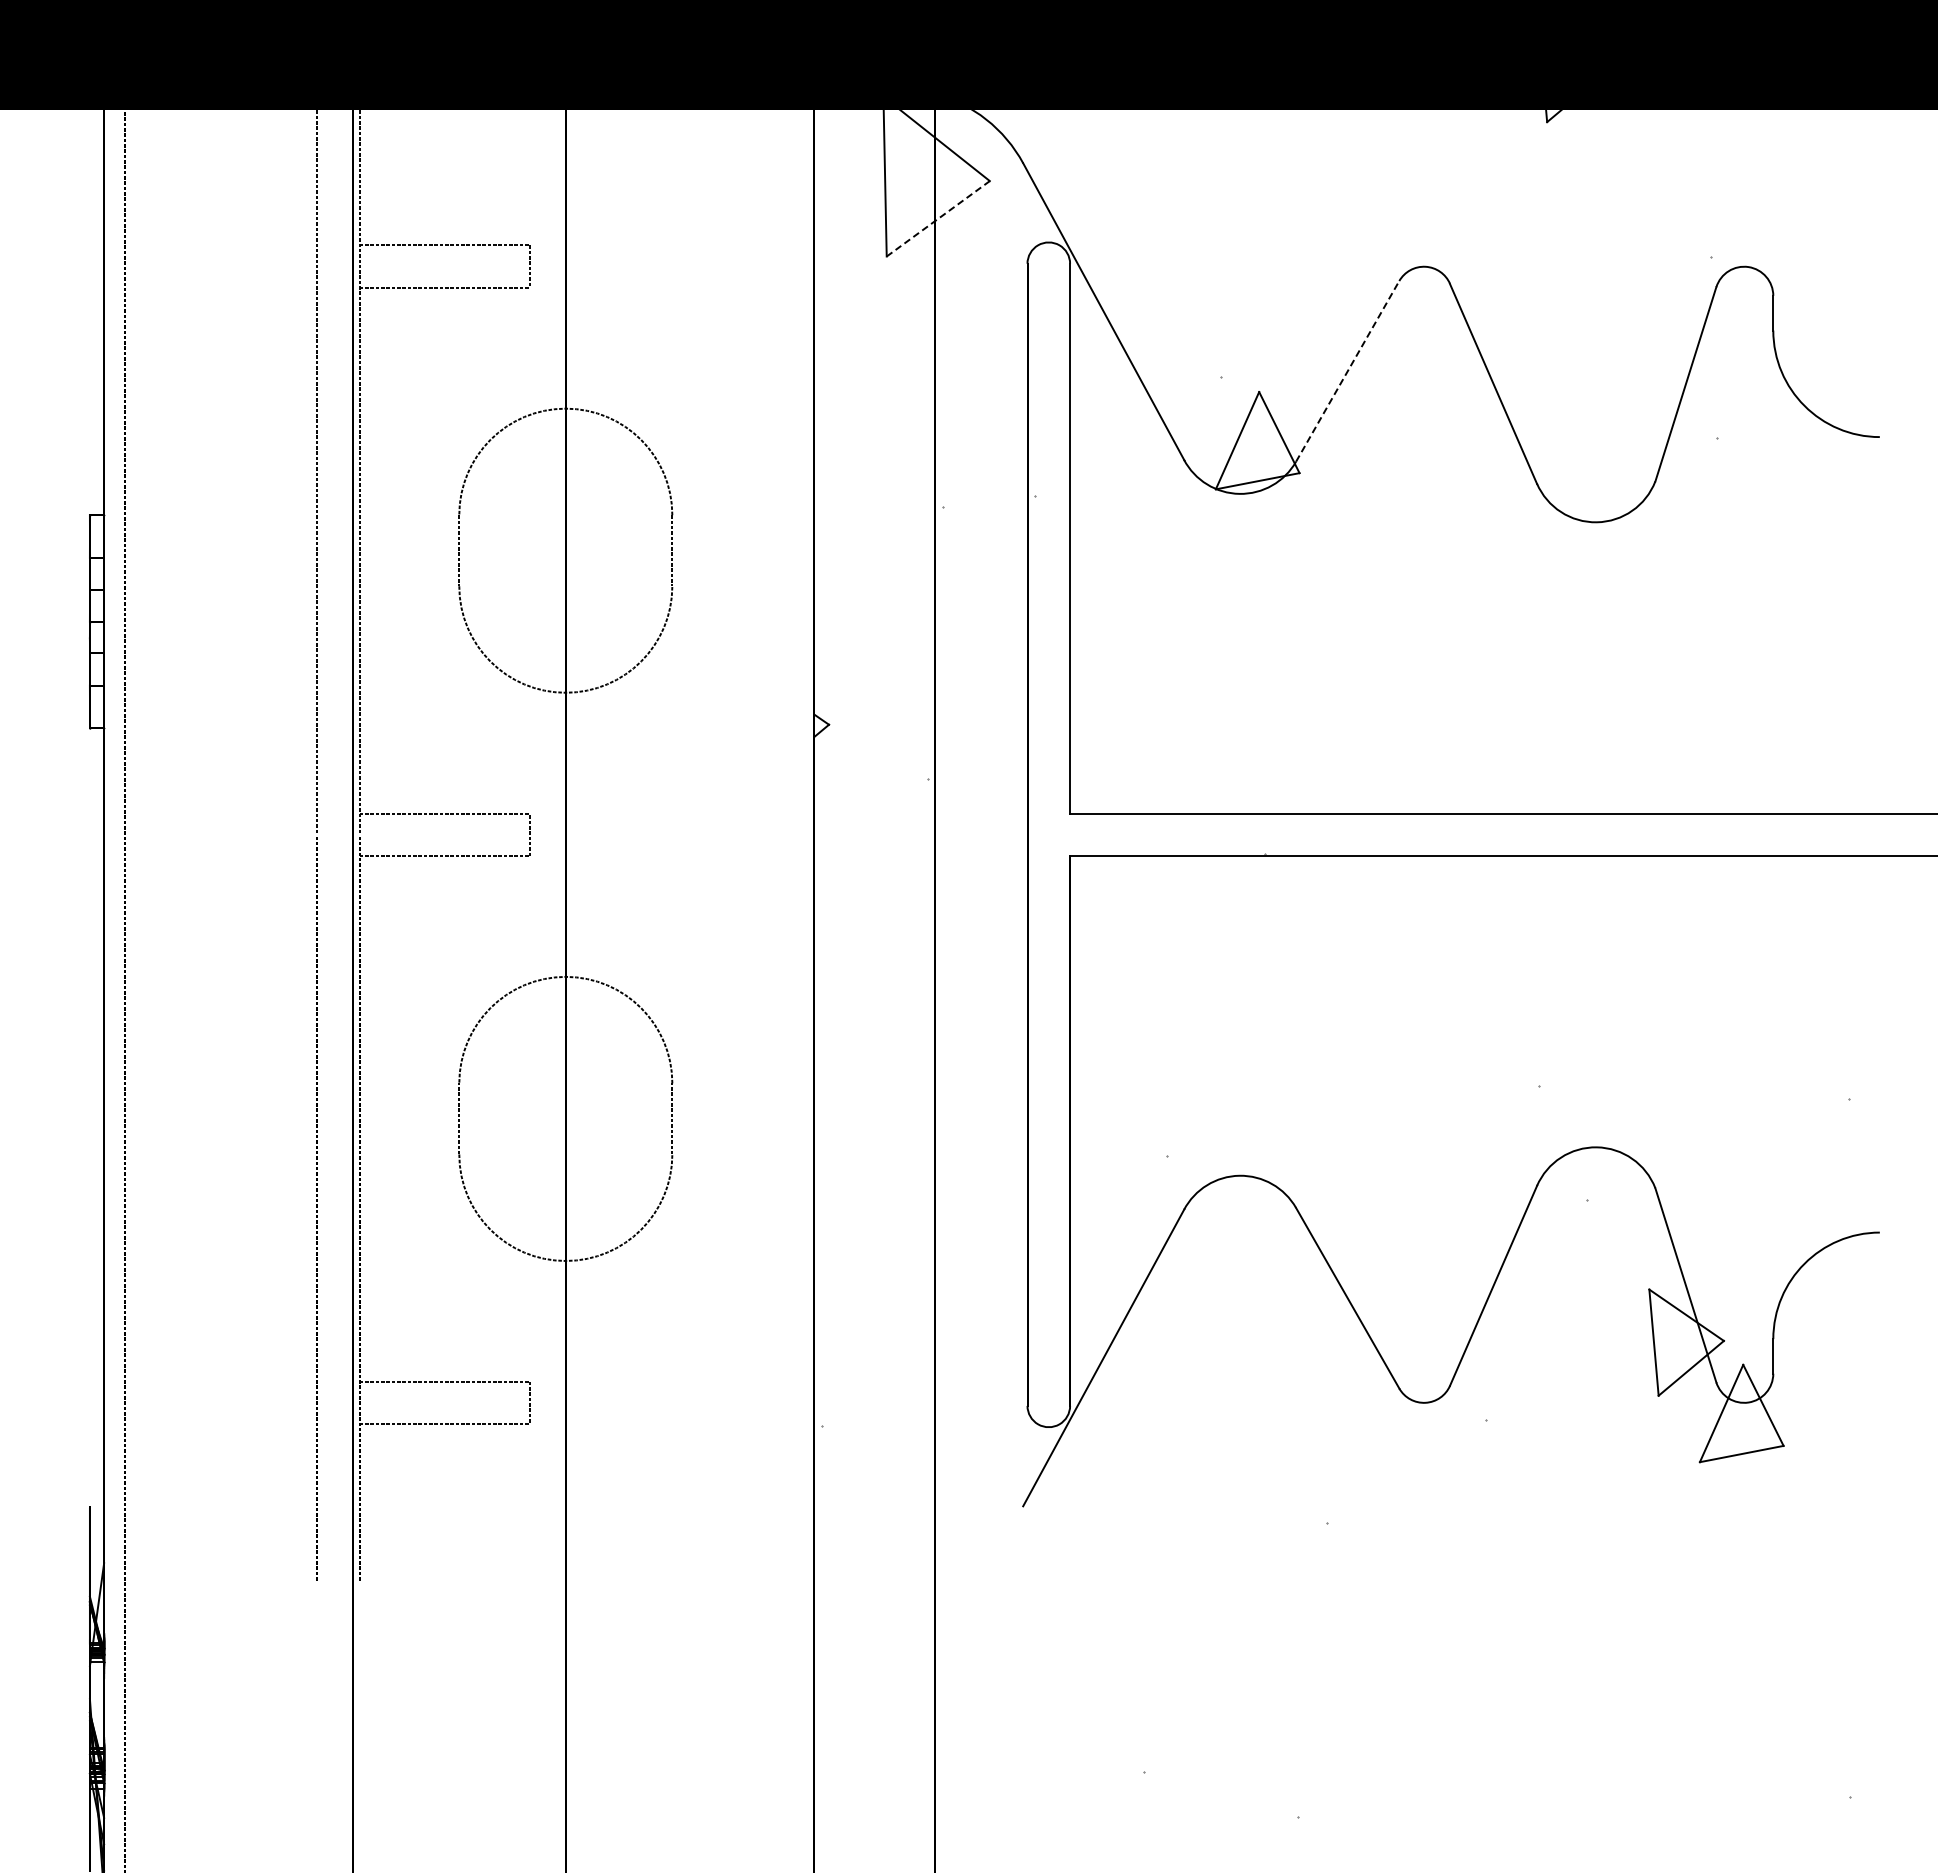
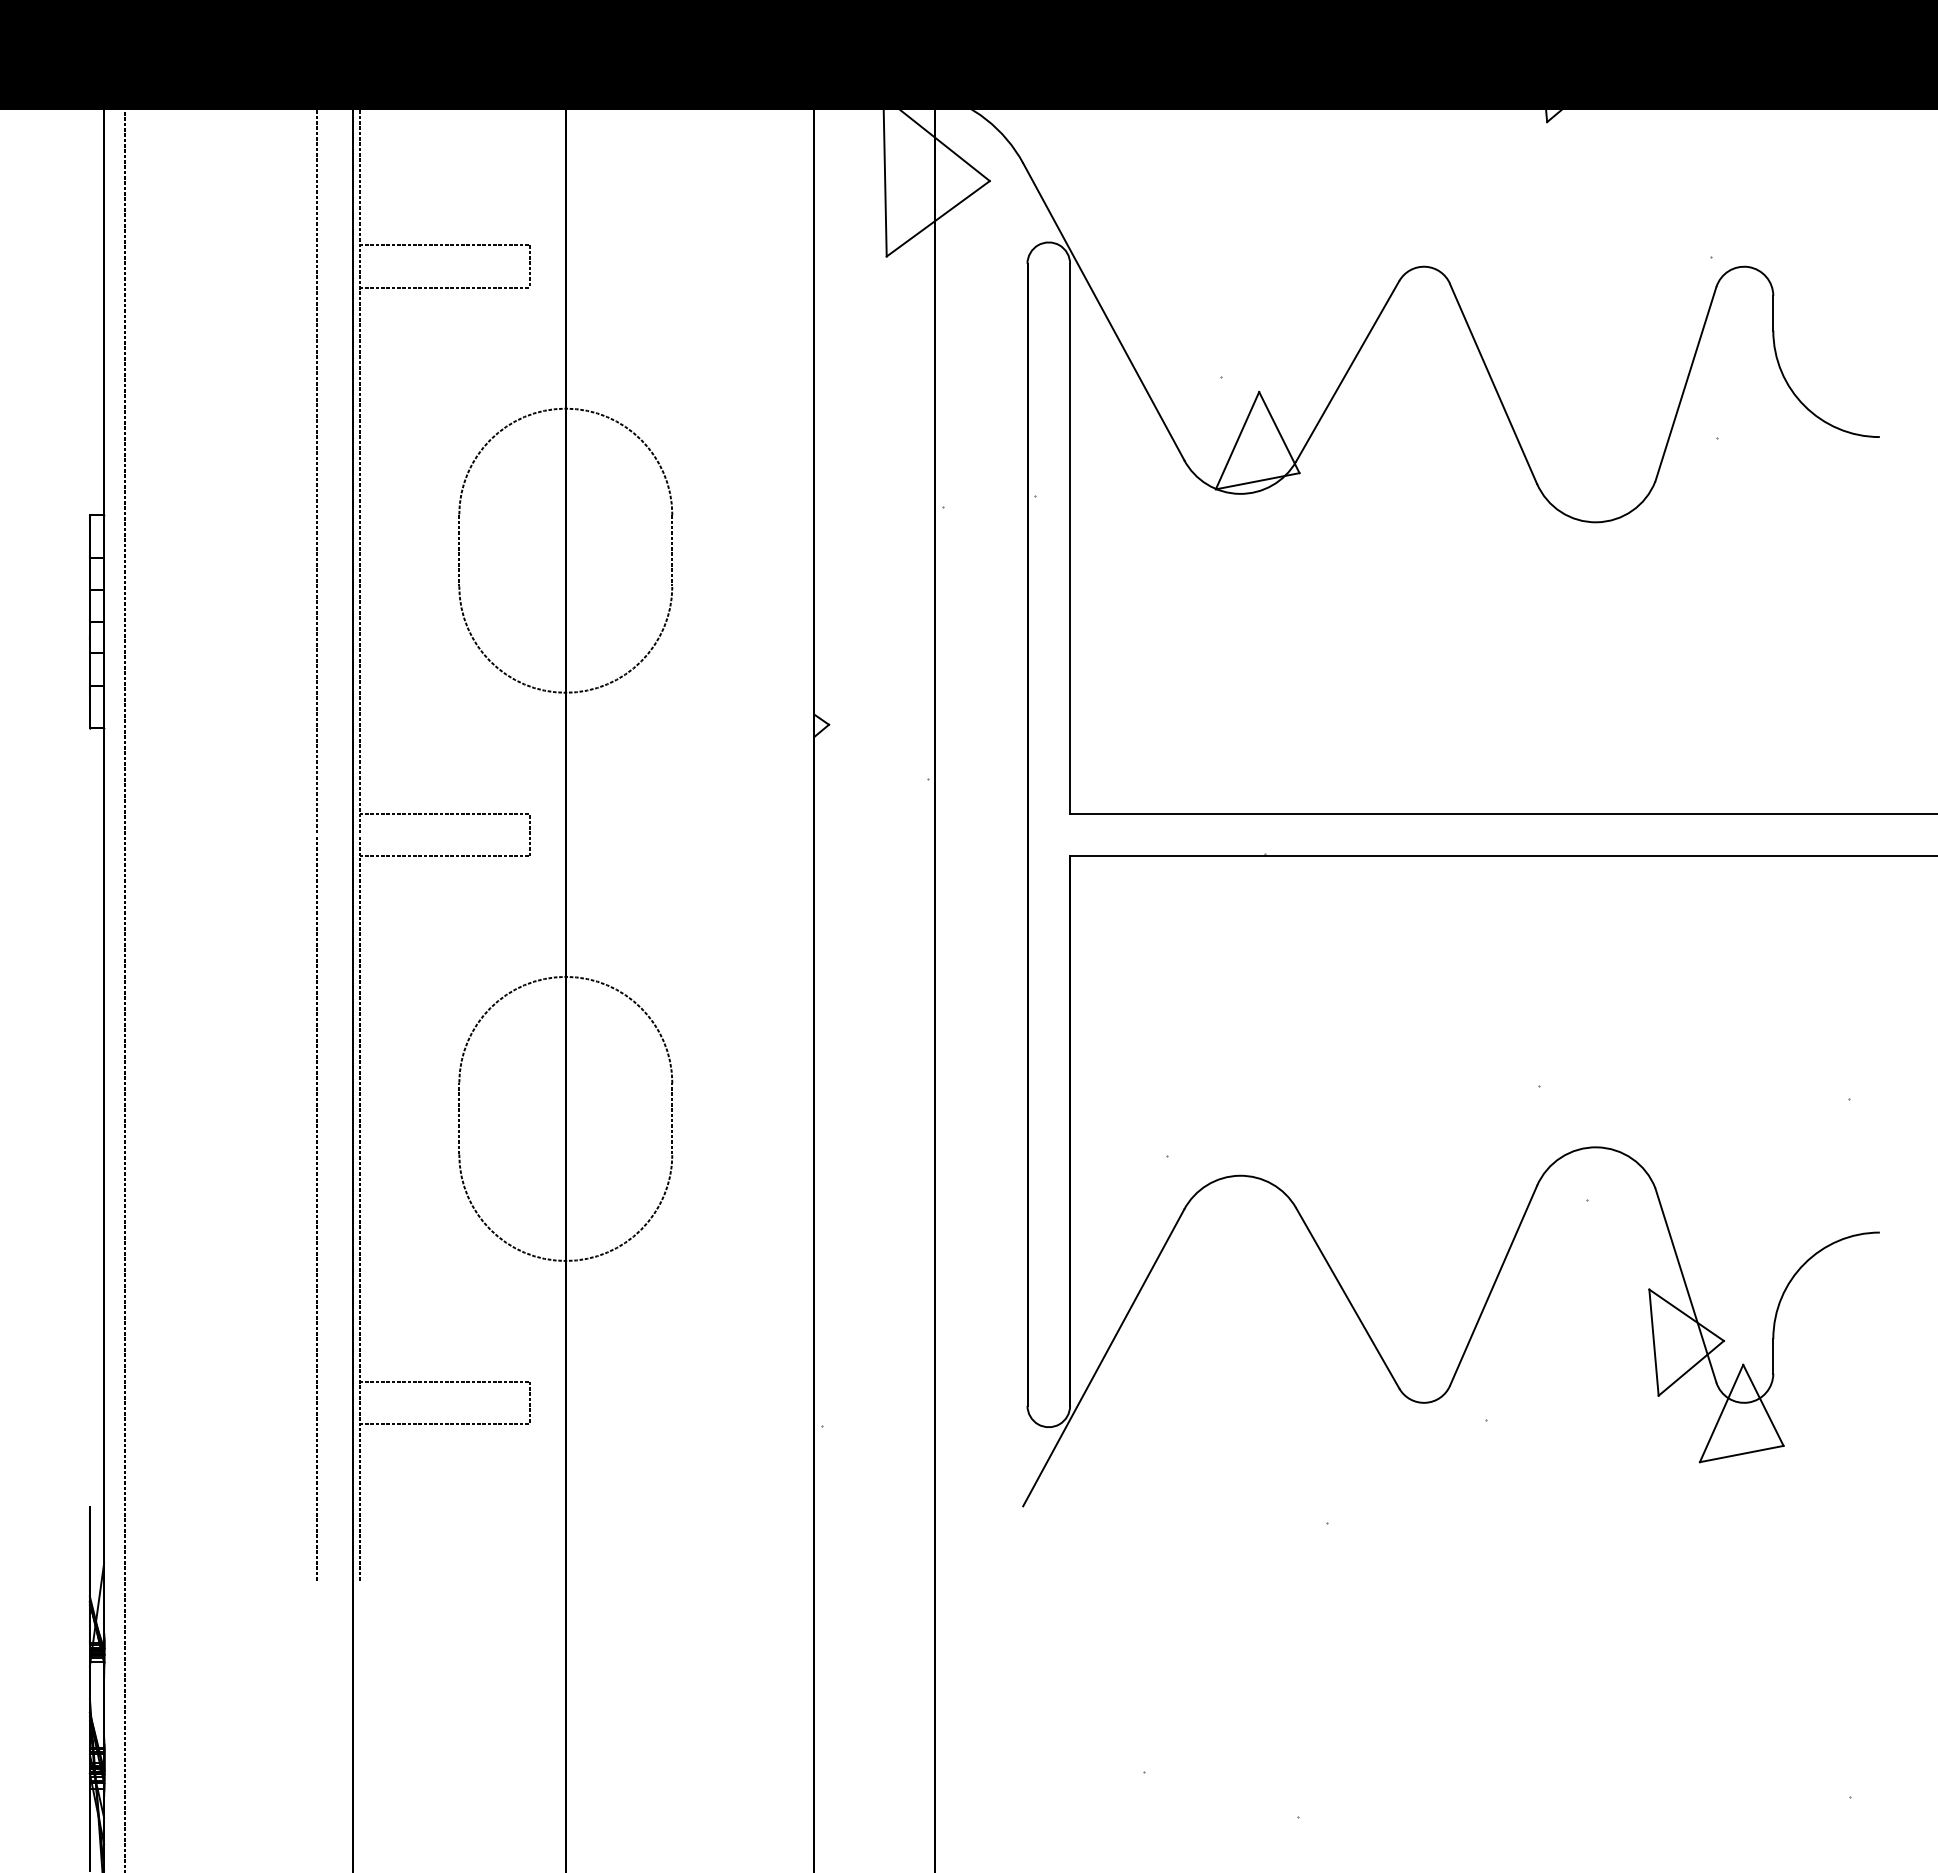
line: dashed -> solid (938, 218)
line: dashed -> solid (1347, 371)
